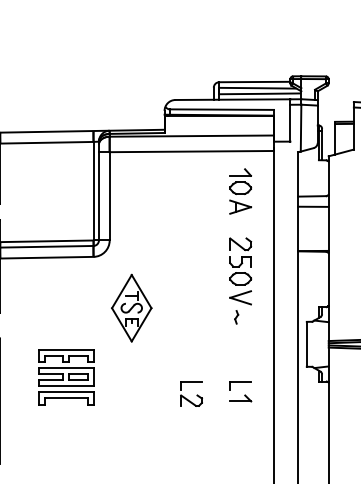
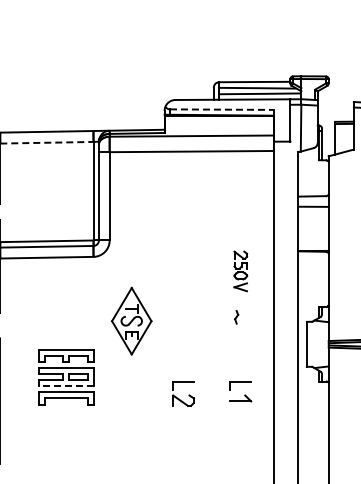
line: solid -> dashed (222, 109)
line: solid -> dashed (46, 142)
part: present -> none (240, 191)
part size: 24x69 px -> 16x43 px (240, 271)
part position: (131, 307) -> (131, 320) (131, 320)
line: solid -> dashed (65, 386)
part position: (191, 393) -> (183, 393) (183, 393)
